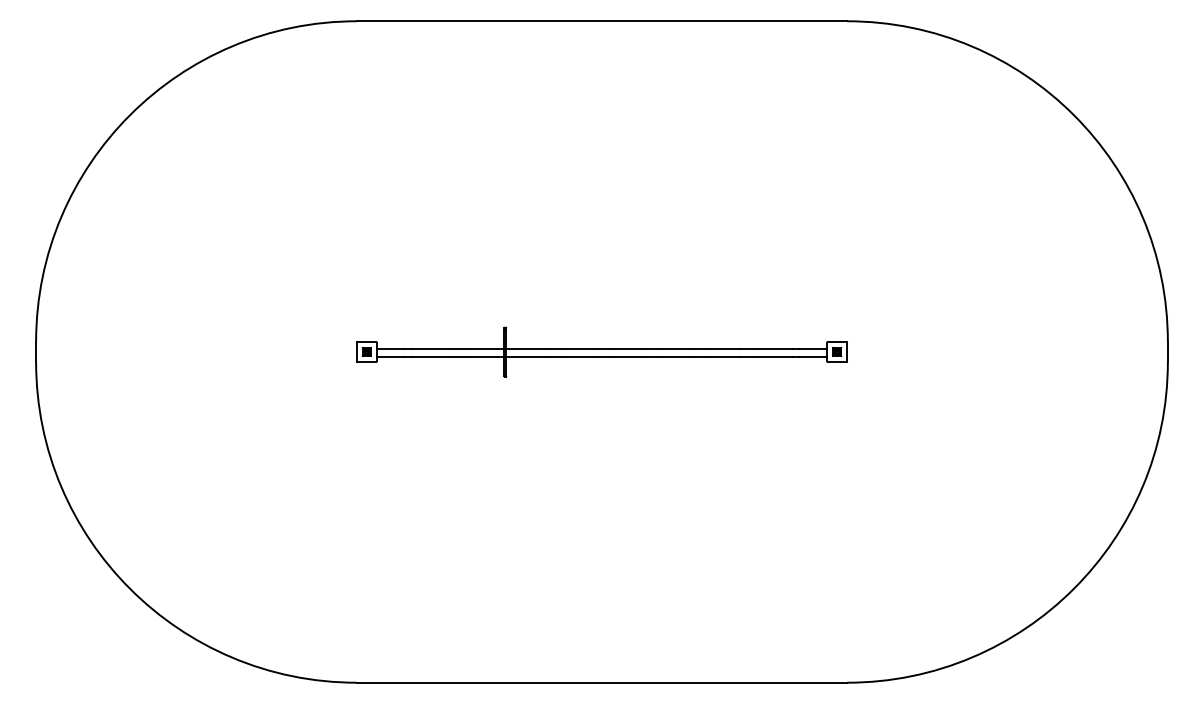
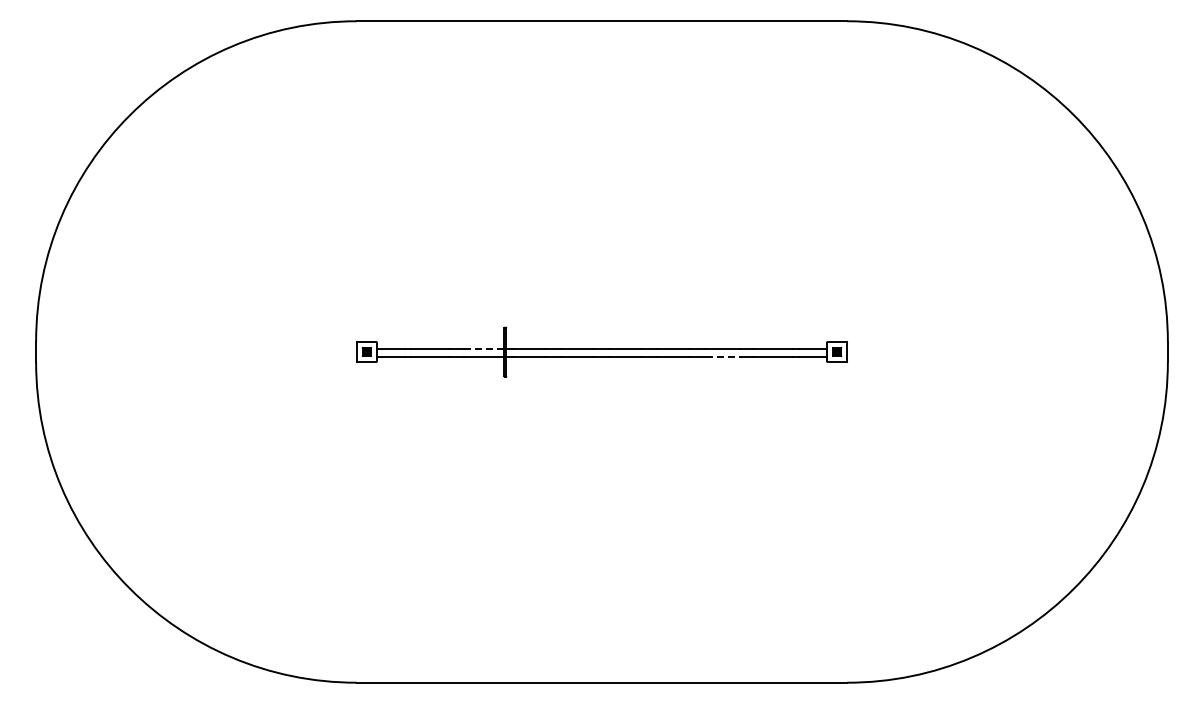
line: solid -> dashed (481, 348)
line: solid -> dashed (722, 356)
